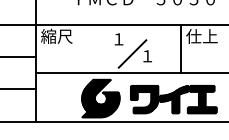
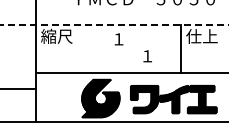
line: solid -> dashed (114, 24)
line: present -> none (132, 53)
line: present -> none (18, 57)
